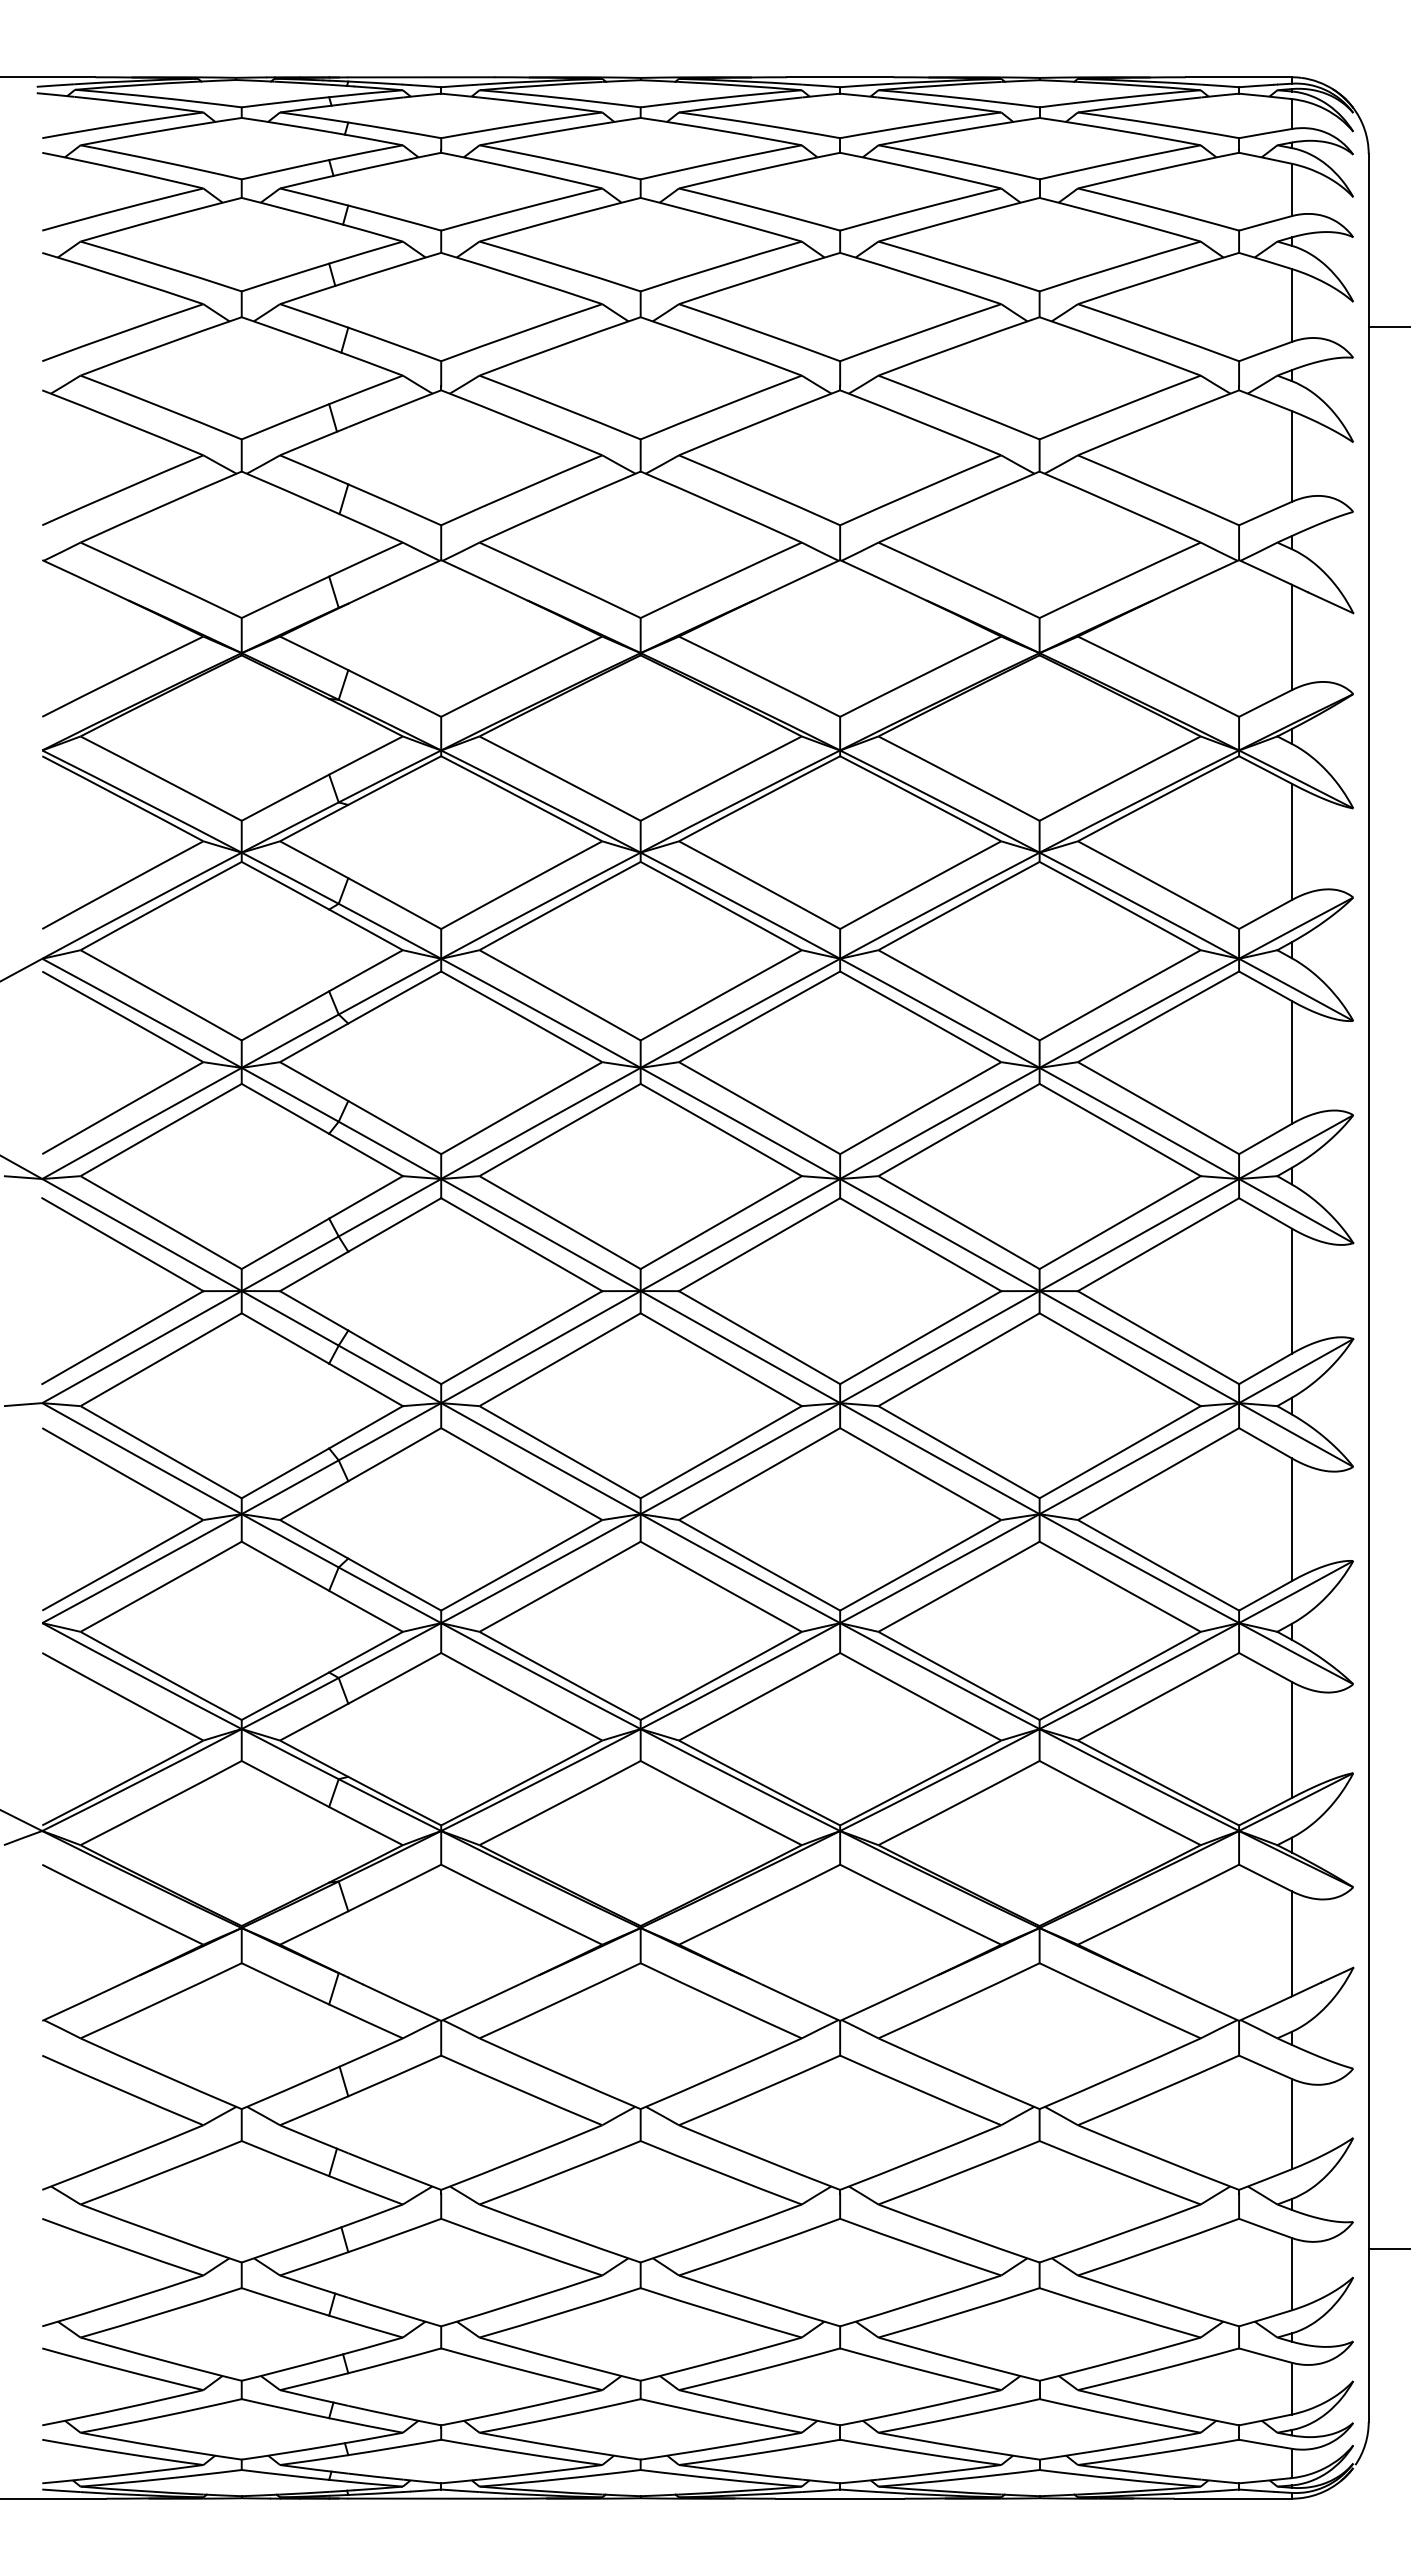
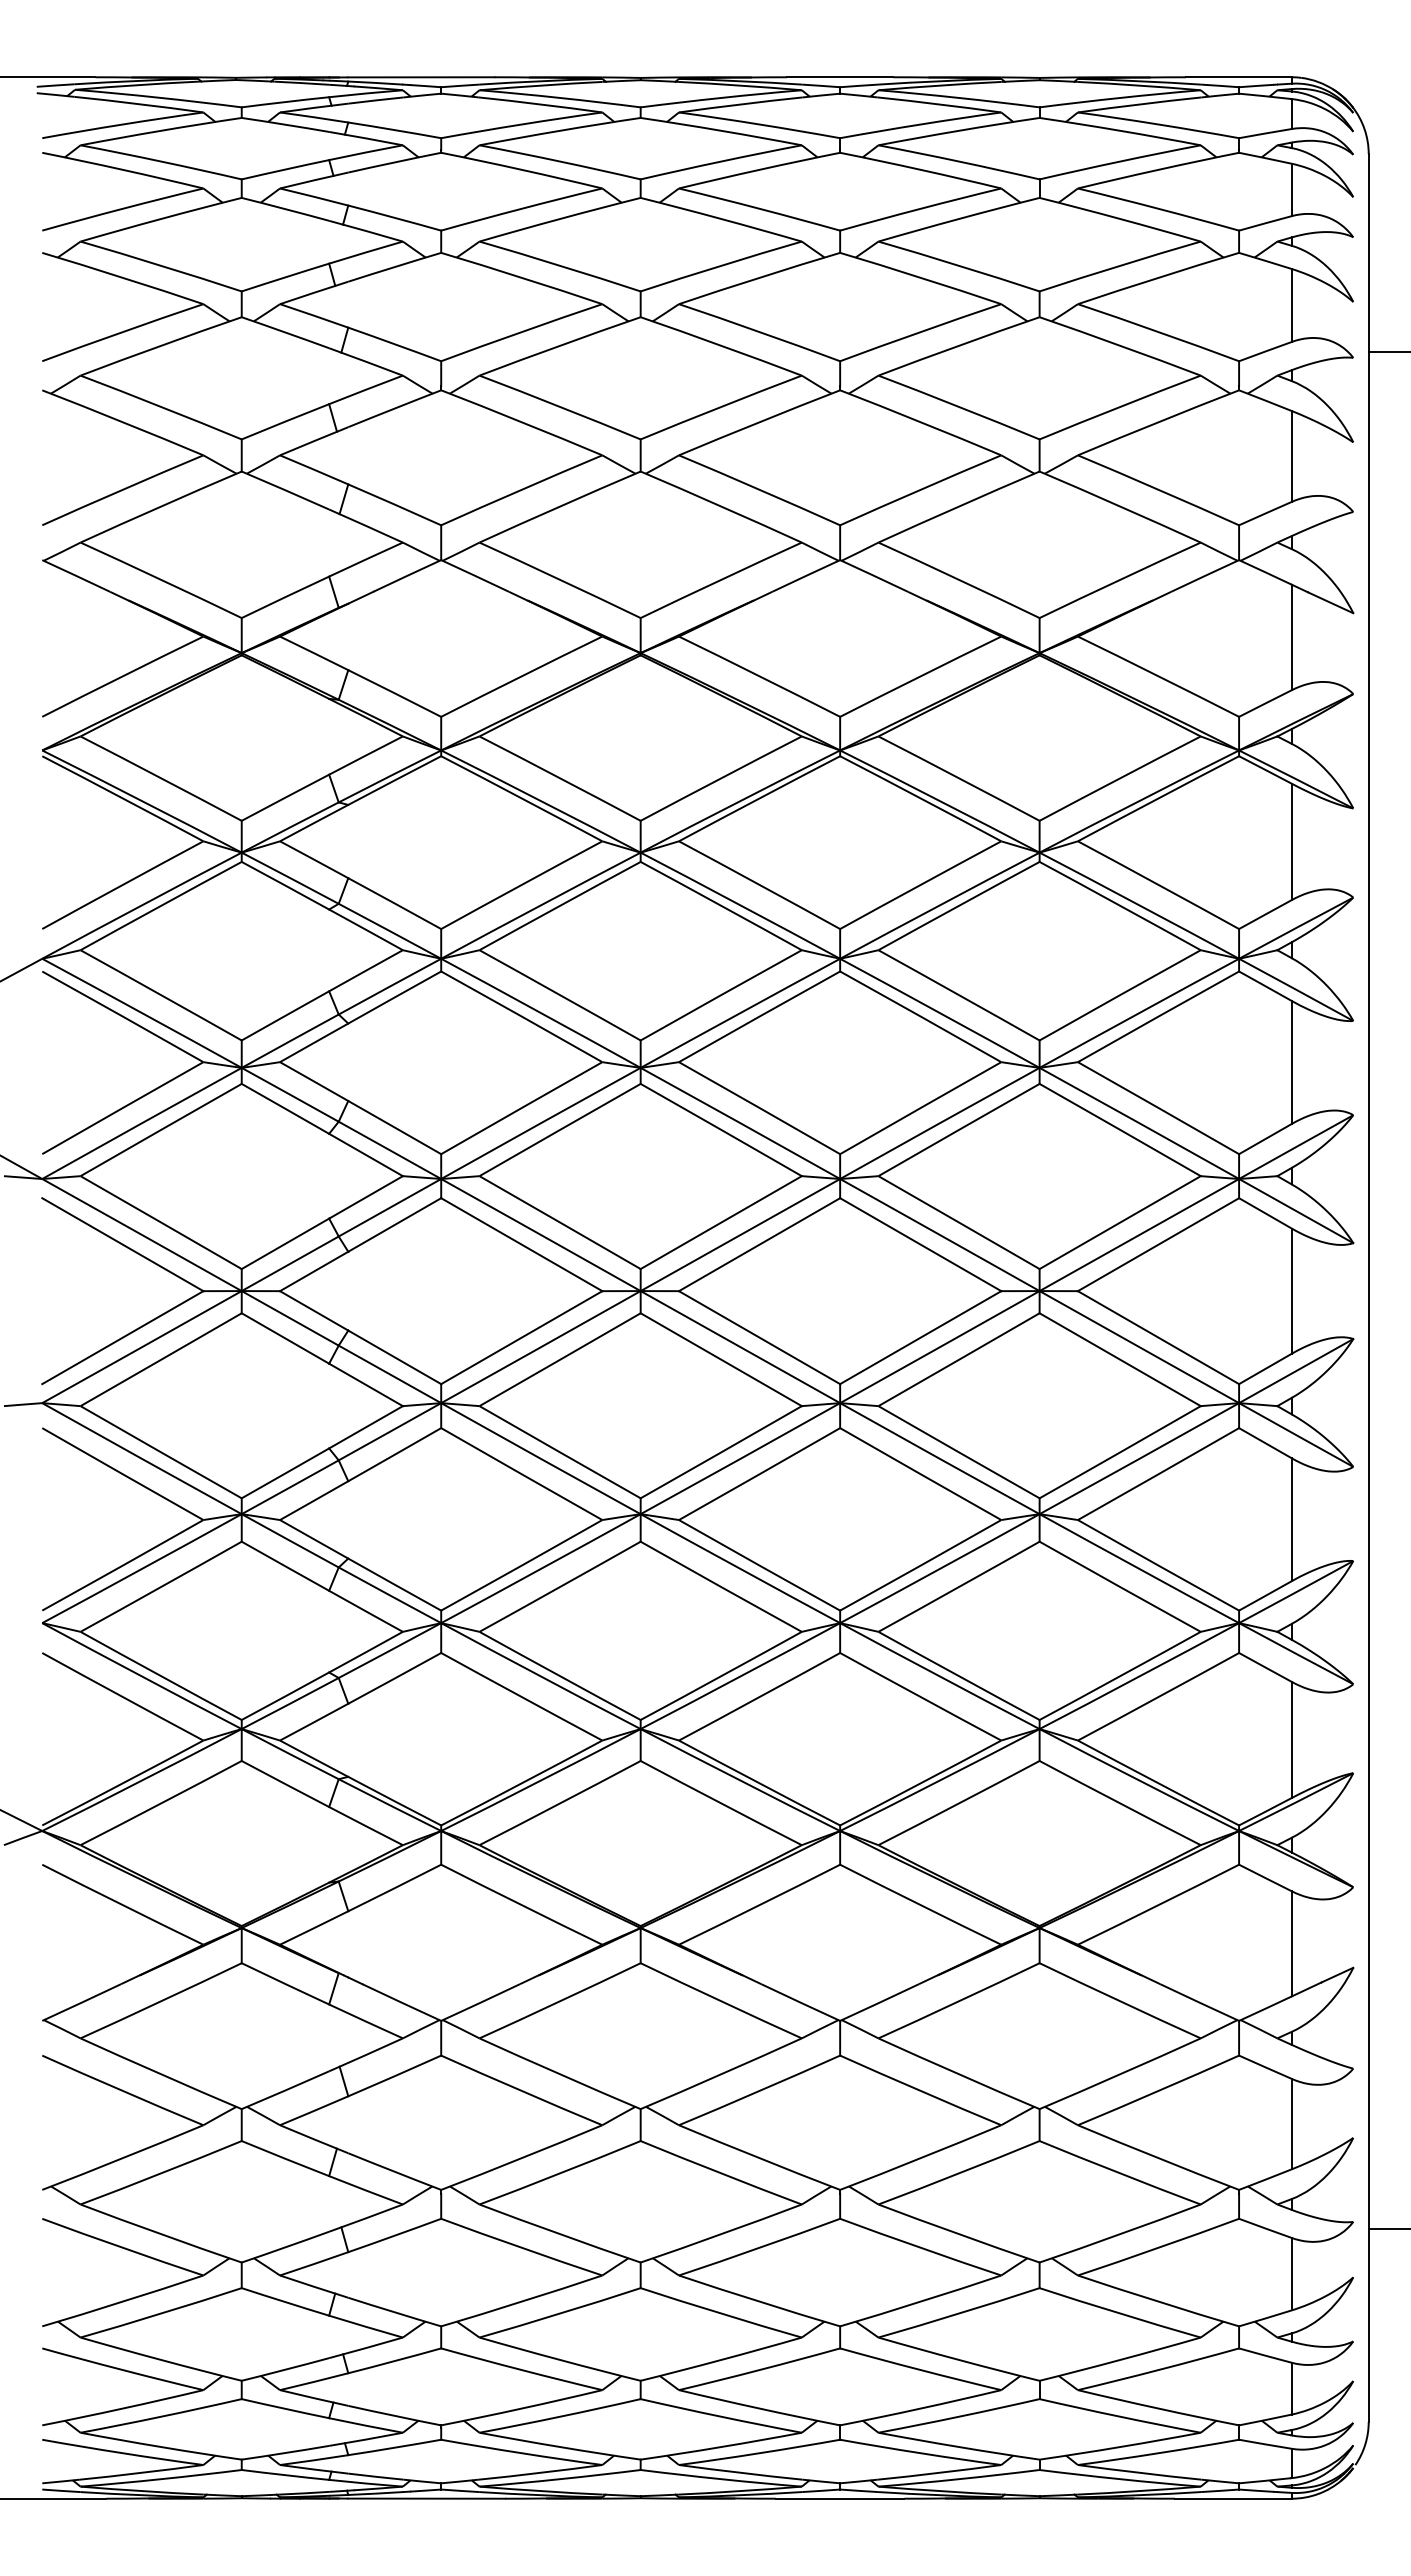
line position: (1387, 327) -> (1387, 352) (1387, 352)
line position: (1387, 2248) -> (1387, 2228) (1387, 2228)
